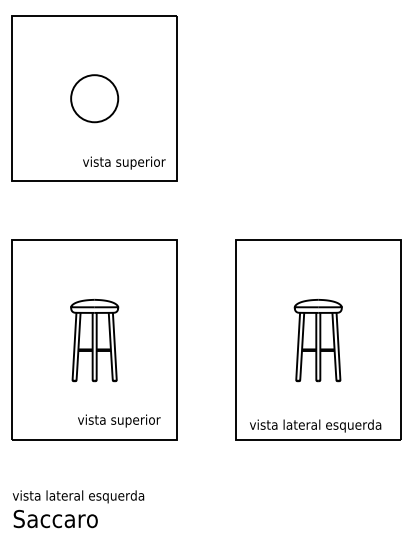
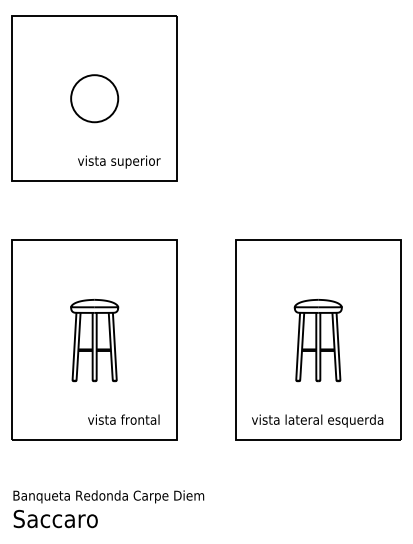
text position: (124, 162) -> (119, 161) (119, 161)
text: vista superior -> vista frontal (119, 420)
text position: (315, 425) -> (317, 420) (317, 420)
text: vista lateral esquerda -> Banqueta Redonda Carpe Diem (108, 496)
